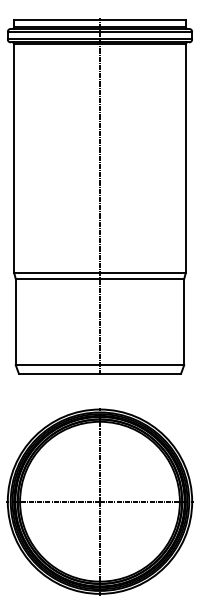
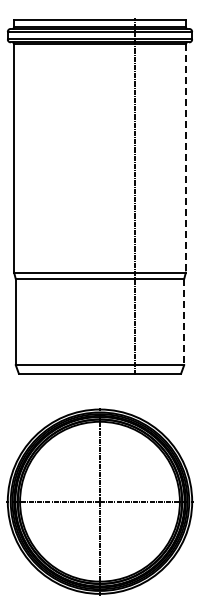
line: solid -> dashed (185, 158)
line position: (99, 196) -> (134, 196) (134, 196)
line: solid -> dashed (184, 322)
